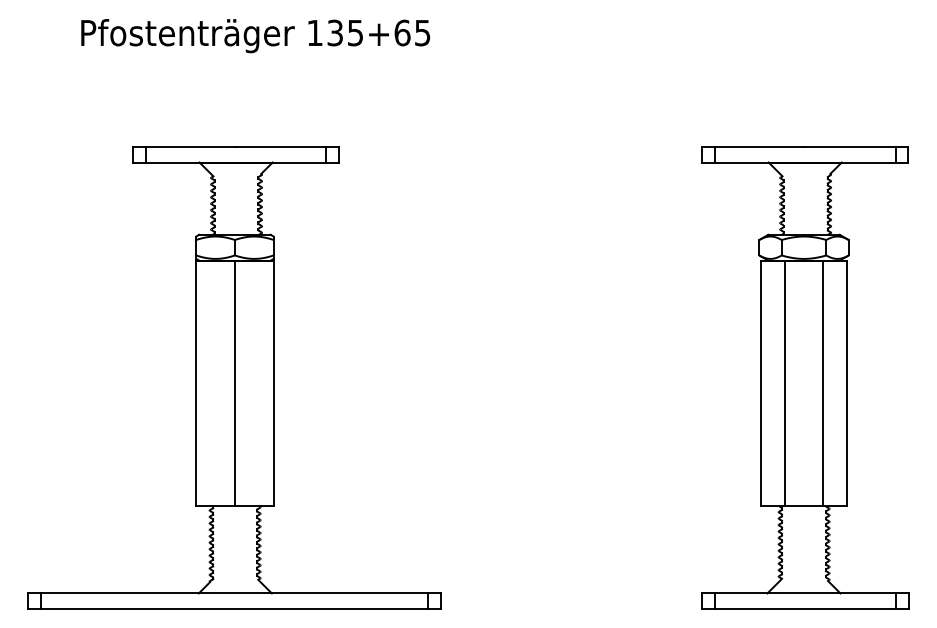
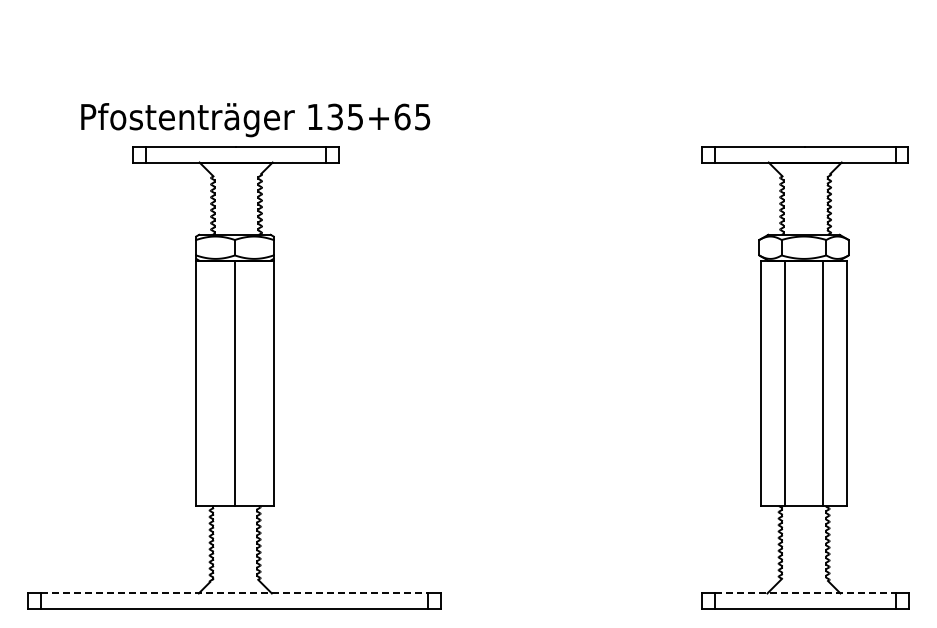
text position: (255, 36) -> (255, 120) (255, 120)
line: solid -> dashed (234, 593)
line: solid -> dashed (806, 593)
